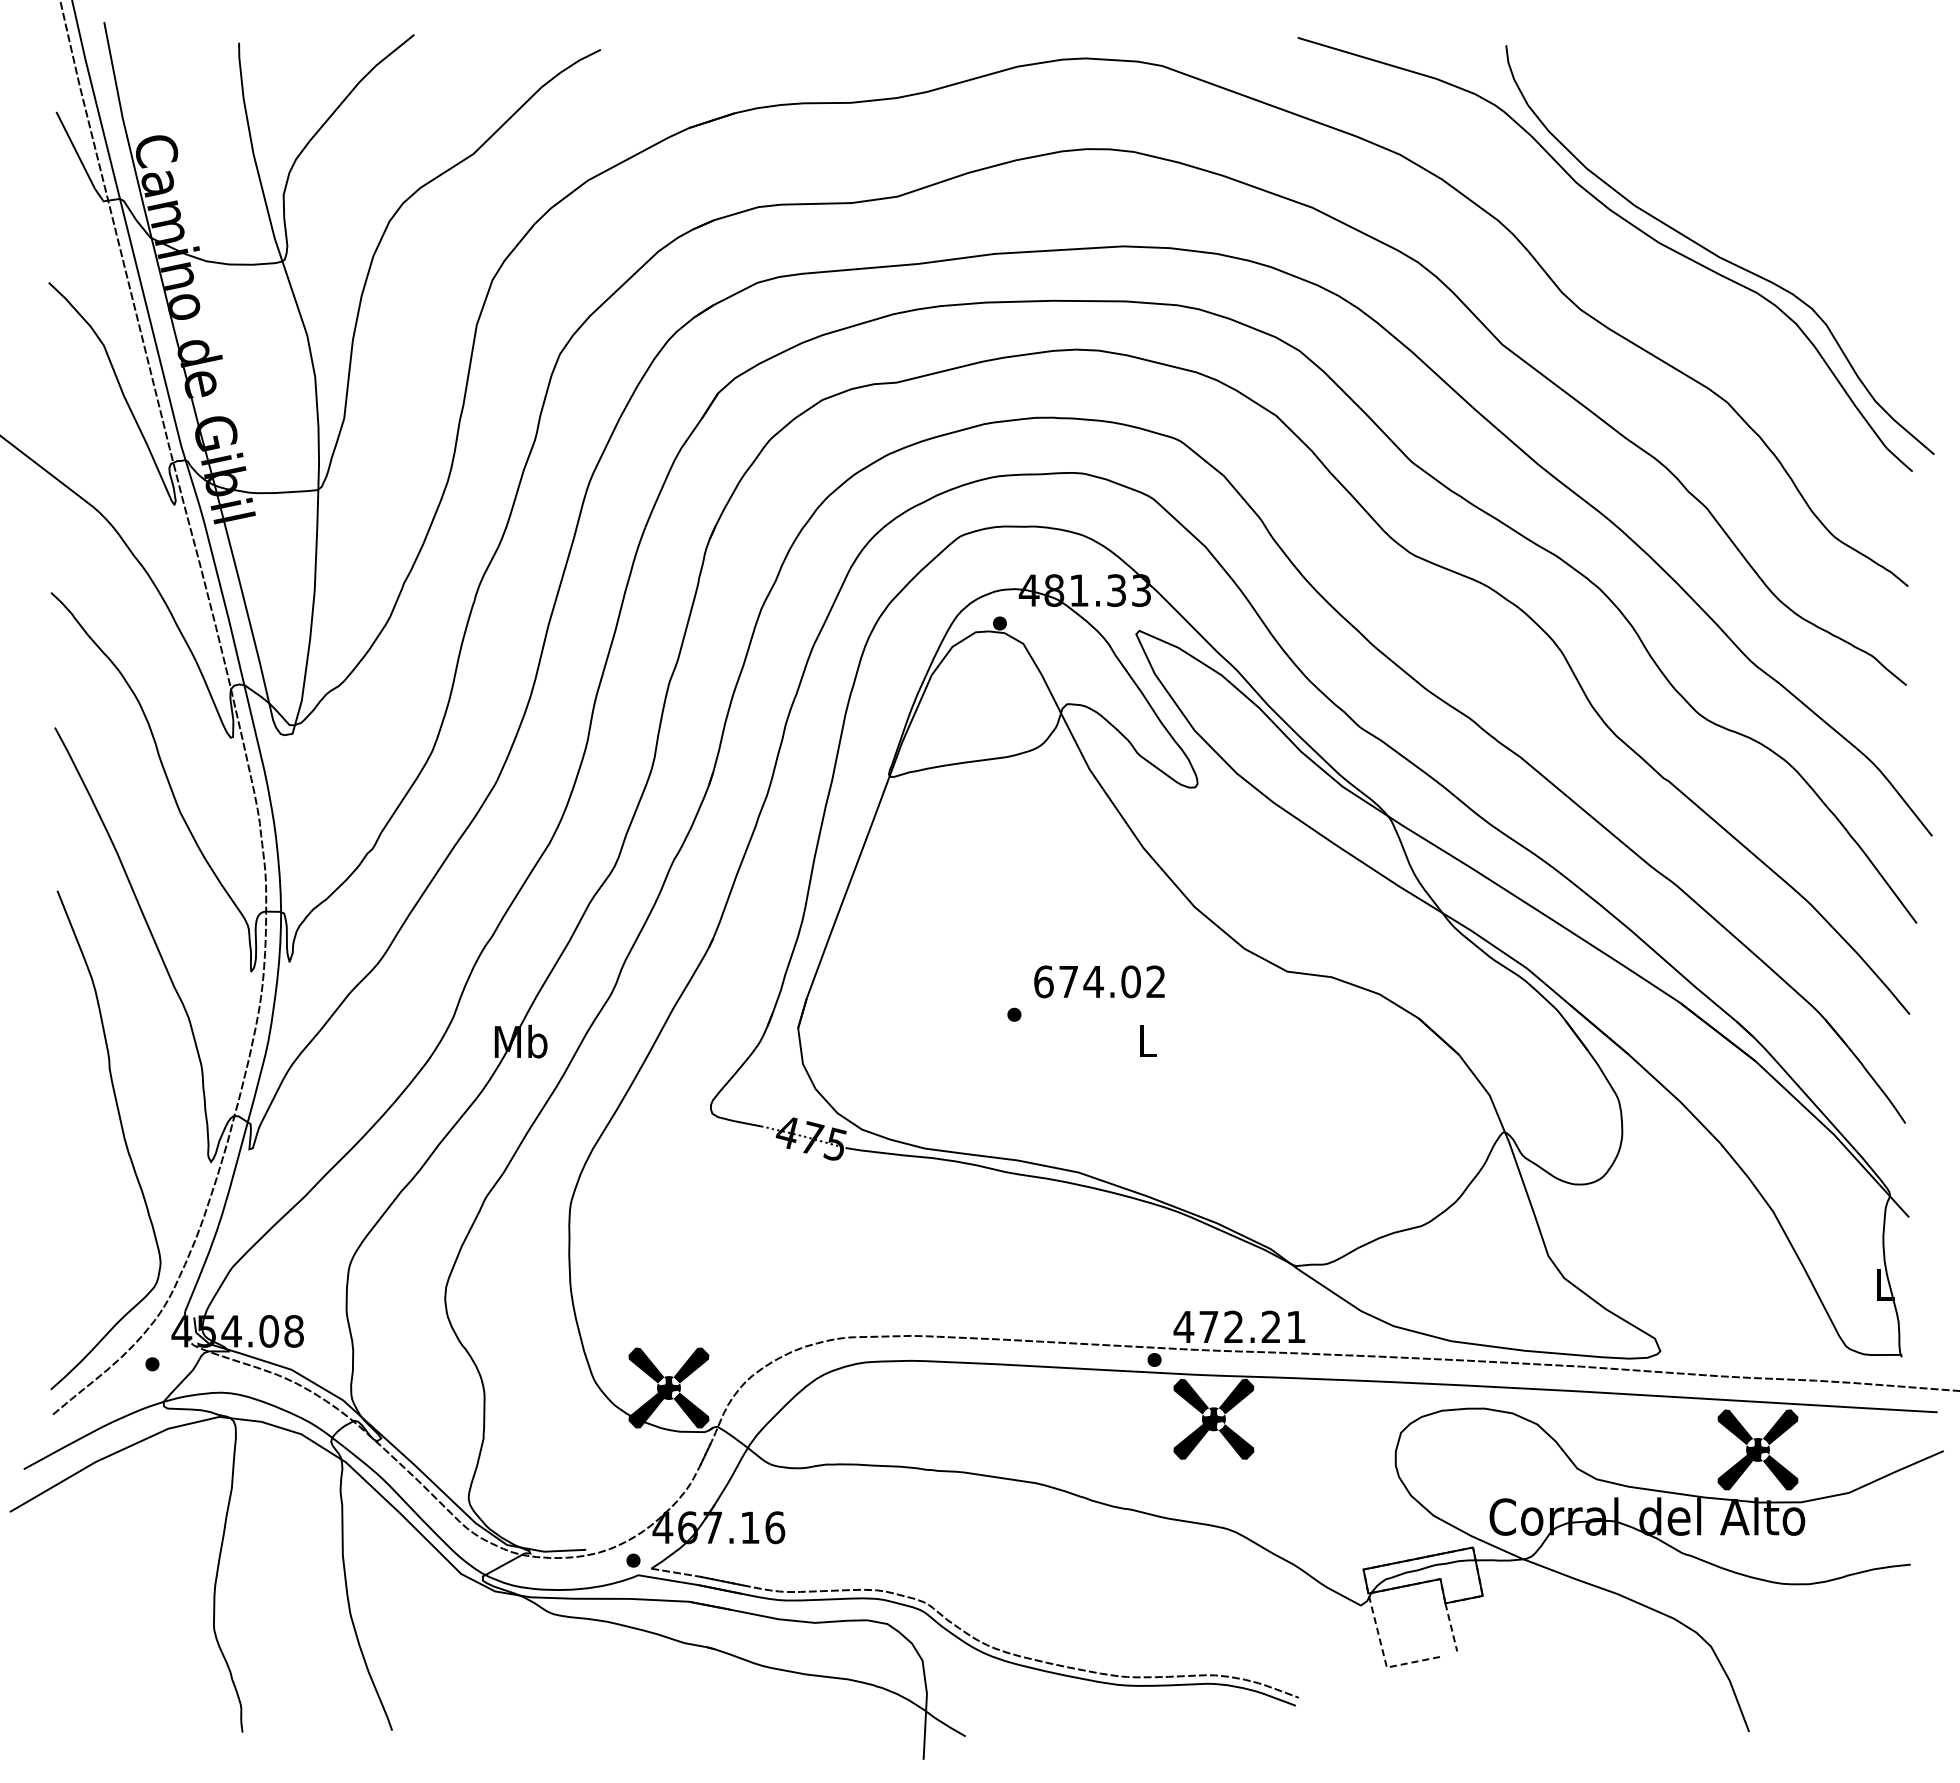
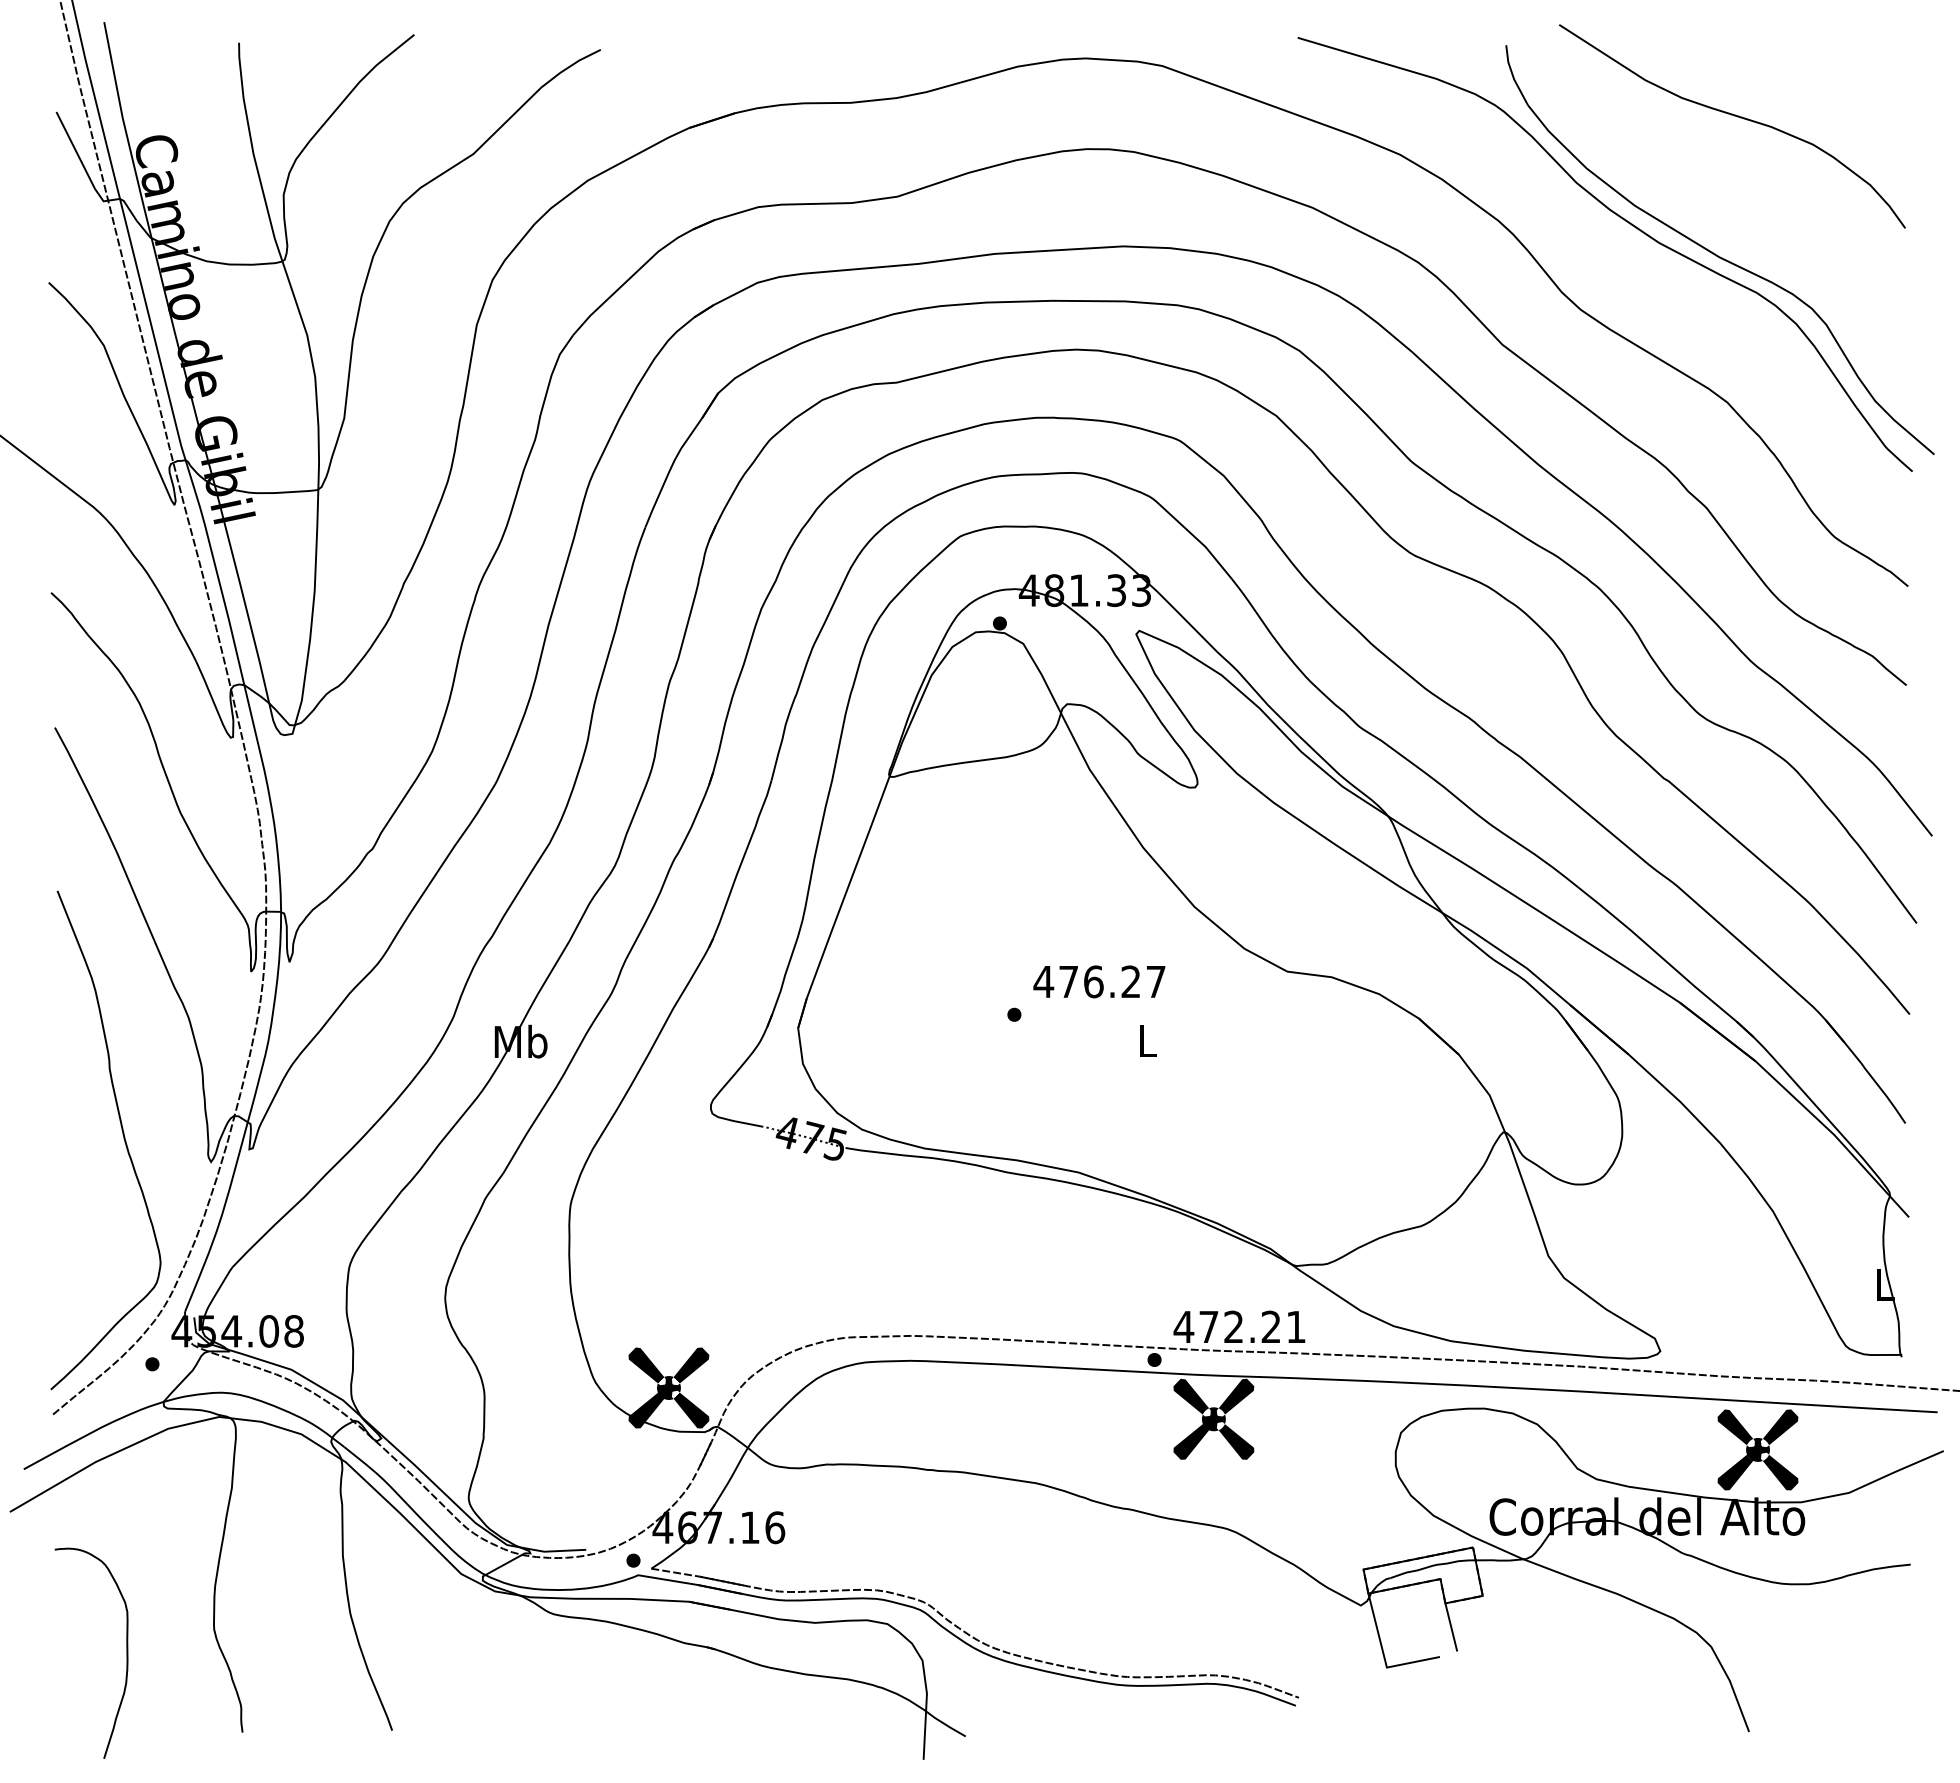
curve: none -> present (1734, 116)
text: 674.02 -> 476.27 (1099, 981)
line: dashed -> solid (1451, 1627)
curve: none -> present (126, 1652)
line: dashed -> solid (1384, 1657)
